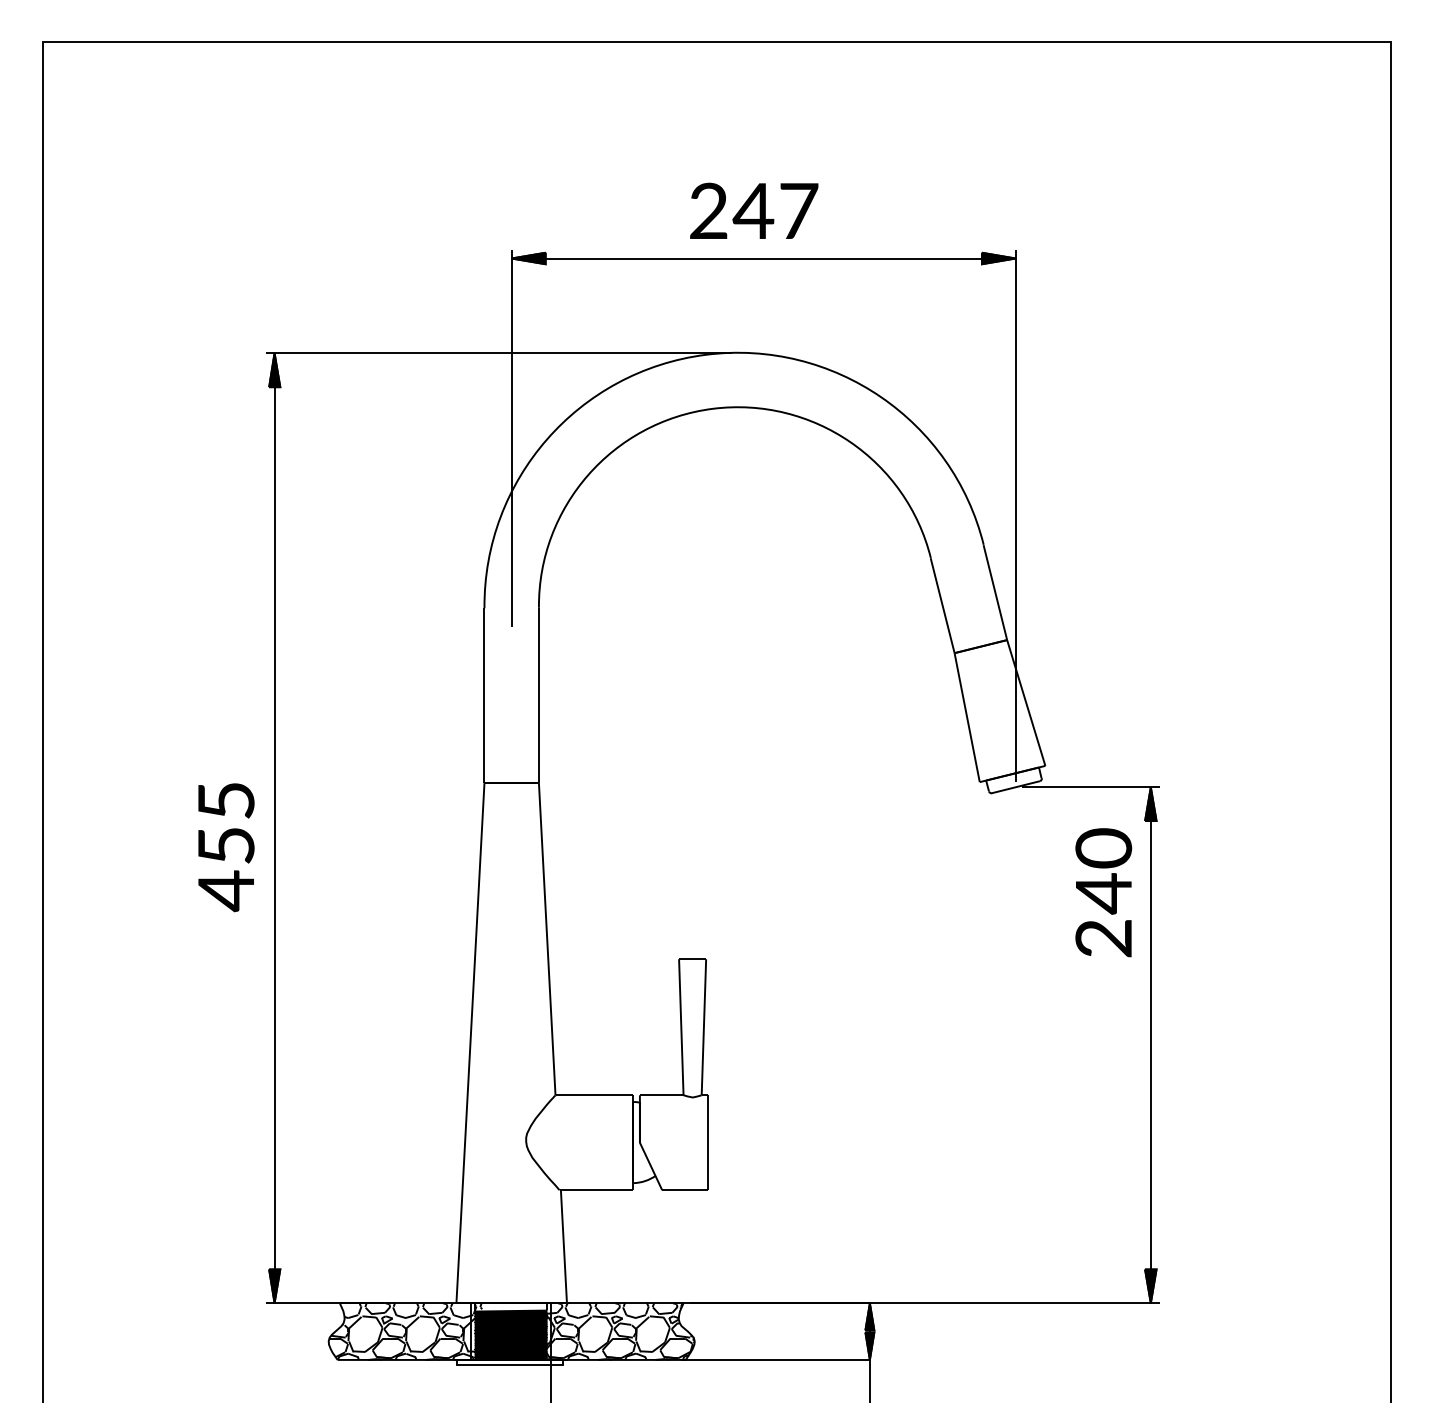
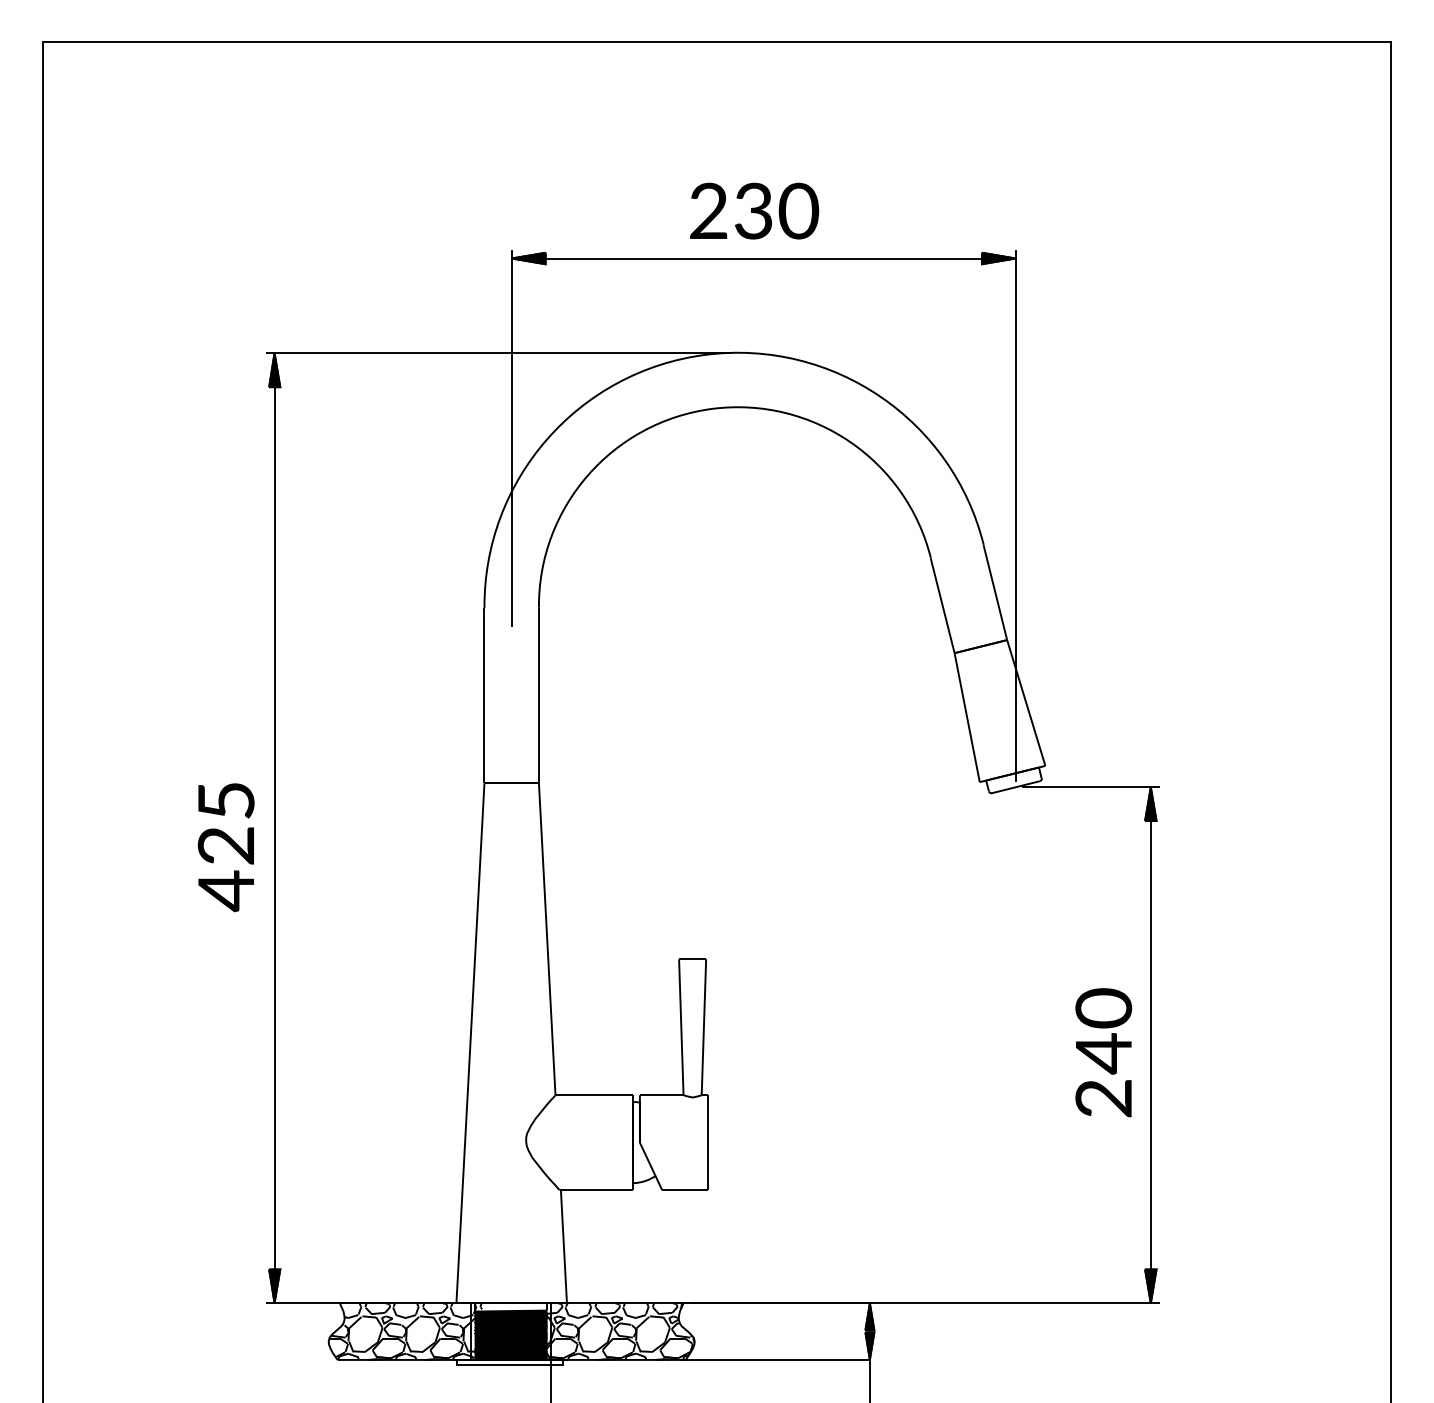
text: 247 -> 230 (775, 210)
text: 455 -> 425 (225, 845)
text position: (1103, 892) -> (1103, 1052) (1103, 1052)
